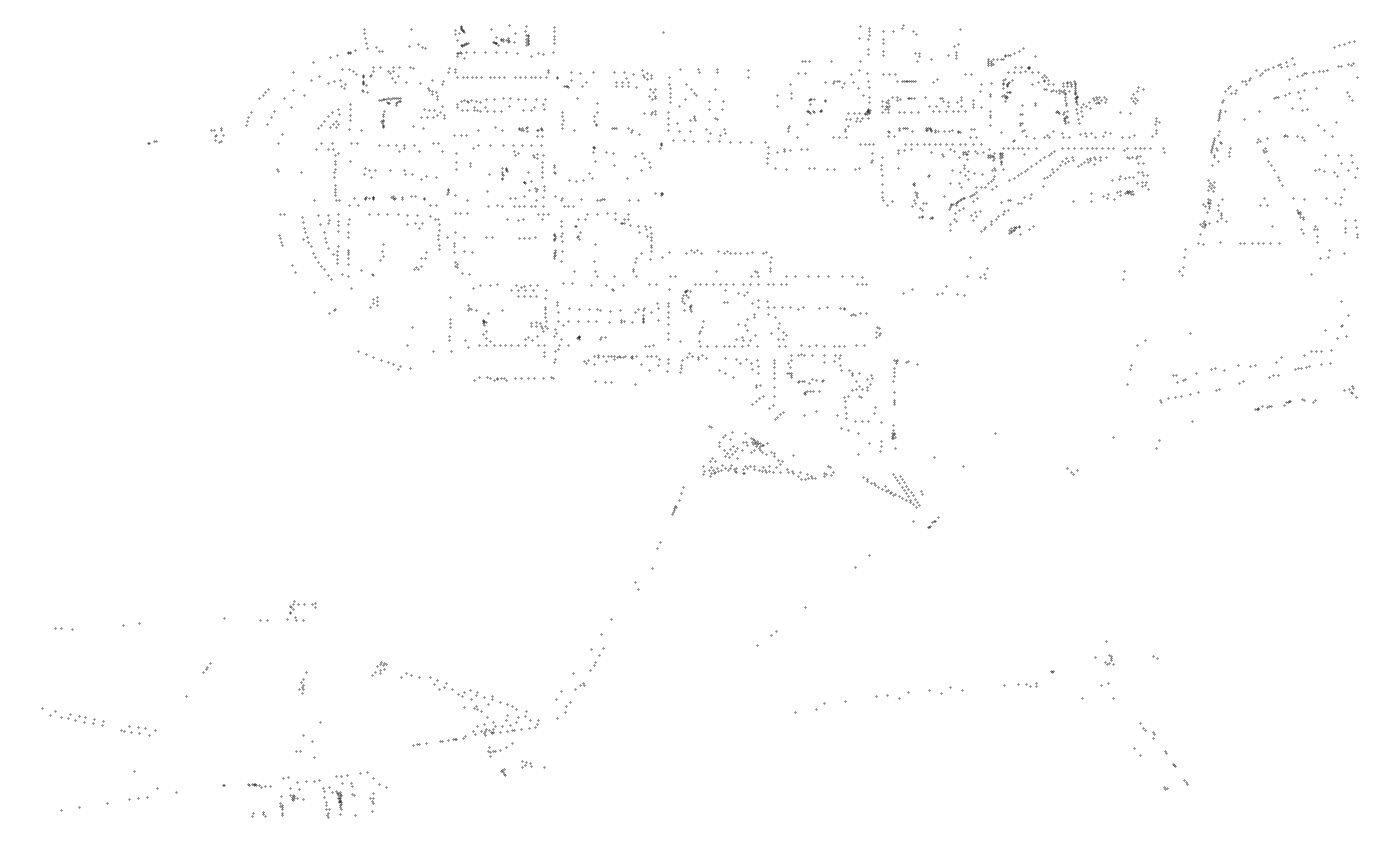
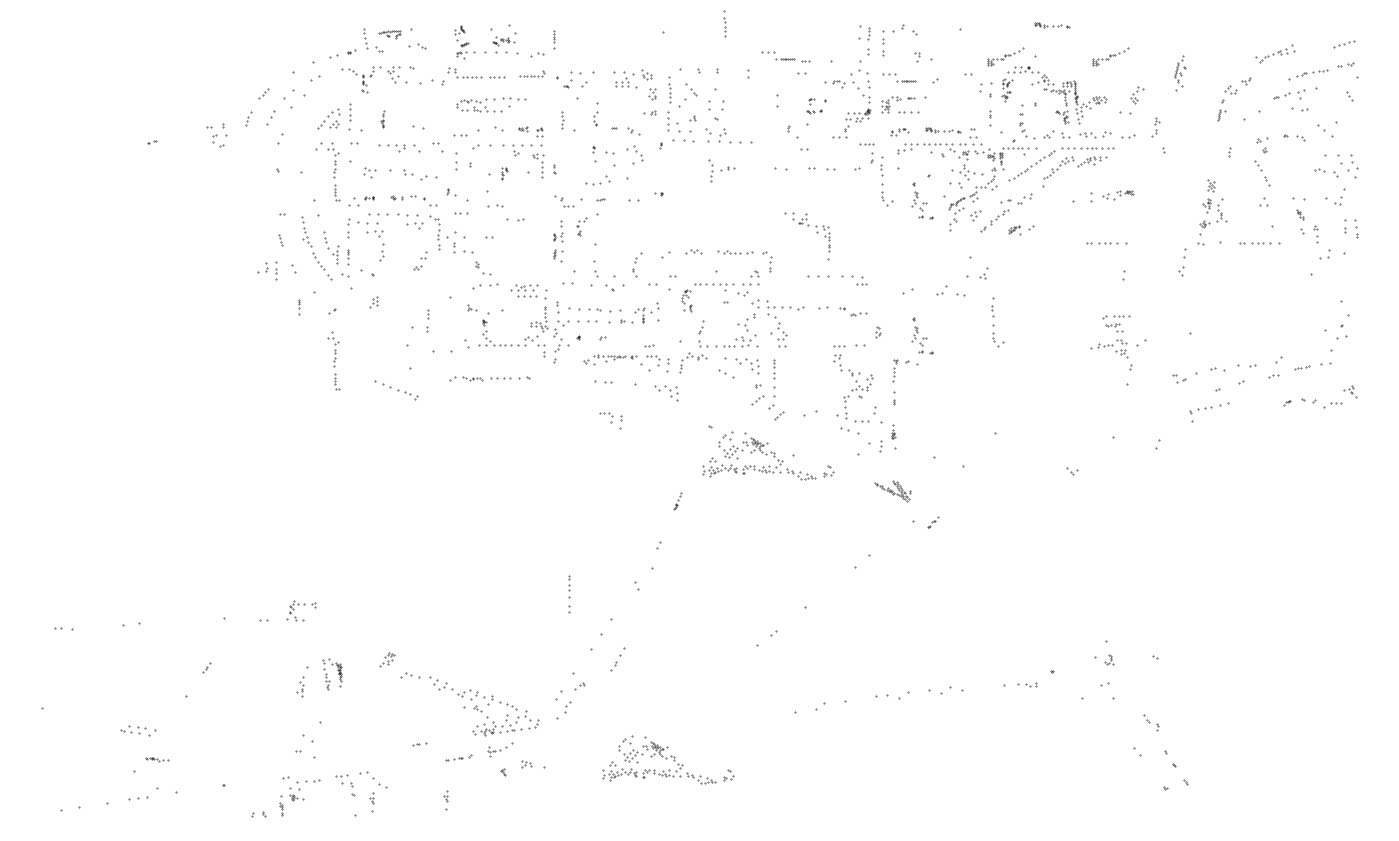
part: none -> present (724, 23)
part: none -> present (1052, 25)
part: present -> none (526, 35)
part size: 4x28 px -> 3x20 px (554, 39)
part: present -> none (953, 51)
part: none -> present (778, 55)
part: none -> present (1110, 56)
part position: (1275, 66) -> (1275, 53) (1275, 53)
part size: 36x10 px -> 27x8 px (532, 73)
part: present -> none (336, 84)
part: present -> none (790, 91)
part position: (389, 101) -> (389, 34) (389, 34)
part: present -> none (432, 103)
part: present -> none (534, 104)
part: present -> none (955, 104)
part size: 27x11 px -> 20x9 px (899, 132)
part size: 15x17 px -> 22x25 px (216, 135)
part position: (1216, 148) -> (1180, 73) (1180, 73)
part position: (777, 152) -> (721, 170) (721, 170)
part position: (642, 161) -> (634, 154) (634, 154)
part position: (1137, 172) -> (1116, 340) (1116, 340)
part position: (1275, 173) -> (1262, 173) (1262, 173)
part position: (580, 177) -> (597, 180) (597, 180)
part: present -> none (529, 200)
part position: (329, 222) -> (267, 270) (267, 270)
part size: 15x28 px -> 12x20 px (581, 226)
part: none -> present (370, 229)
part position: (638, 232) -> (816, 232) (816, 232)
part: present -> none (527, 237)
part: none -> present (1106, 243)
part position: (462, 268) -> (483, 268) (483, 268)
part: present -> none (781, 280)
part: none -> present (299, 307)
part position: (668, 321) -> (569, 594) (569, 594)
part: none -> present (997, 322)
part position: (449, 329) -> (427, 320) (427, 320)
part: none -> present (922, 335)
part position: (1312, 353) -> (1332, 405) (1332, 405)
part: none -> present (333, 360)
part position: (379, 360) -> (396, 390) (396, 390)
part position: (513, 378) -> (489, 378) (489, 378)
part: present -> none (804, 380)
part: none -> present (666, 393)
part position: (1179, 397) -> (1209, 408) (1209, 408)
part: present -> none (1263, 407)
part: none -> present (610, 420)
part size: 62x36 px -> 38x23 px (892, 491)
part size: 14x30 px -> 10x19 px (677, 501)
part position: (596, 659) -> (617, 659) (617, 659)
part position: (379, 668) -> (387, 659) (387, 659)
part size: 10x24 px -> 13x32 px (302, 681)
part: present -> none (76, 718)
part position: (1147, 730) -> (1151, 722) (1151, 722)
part position: (452, 738) -> (458, 757) (458, 757)
part: none -> present (668, 759)
part position: (259, 785) -> (157, 759) (157, 759)
part: none -> present (445, 800)
part position: (332, 802) -> (332, 674) (332, 674)
